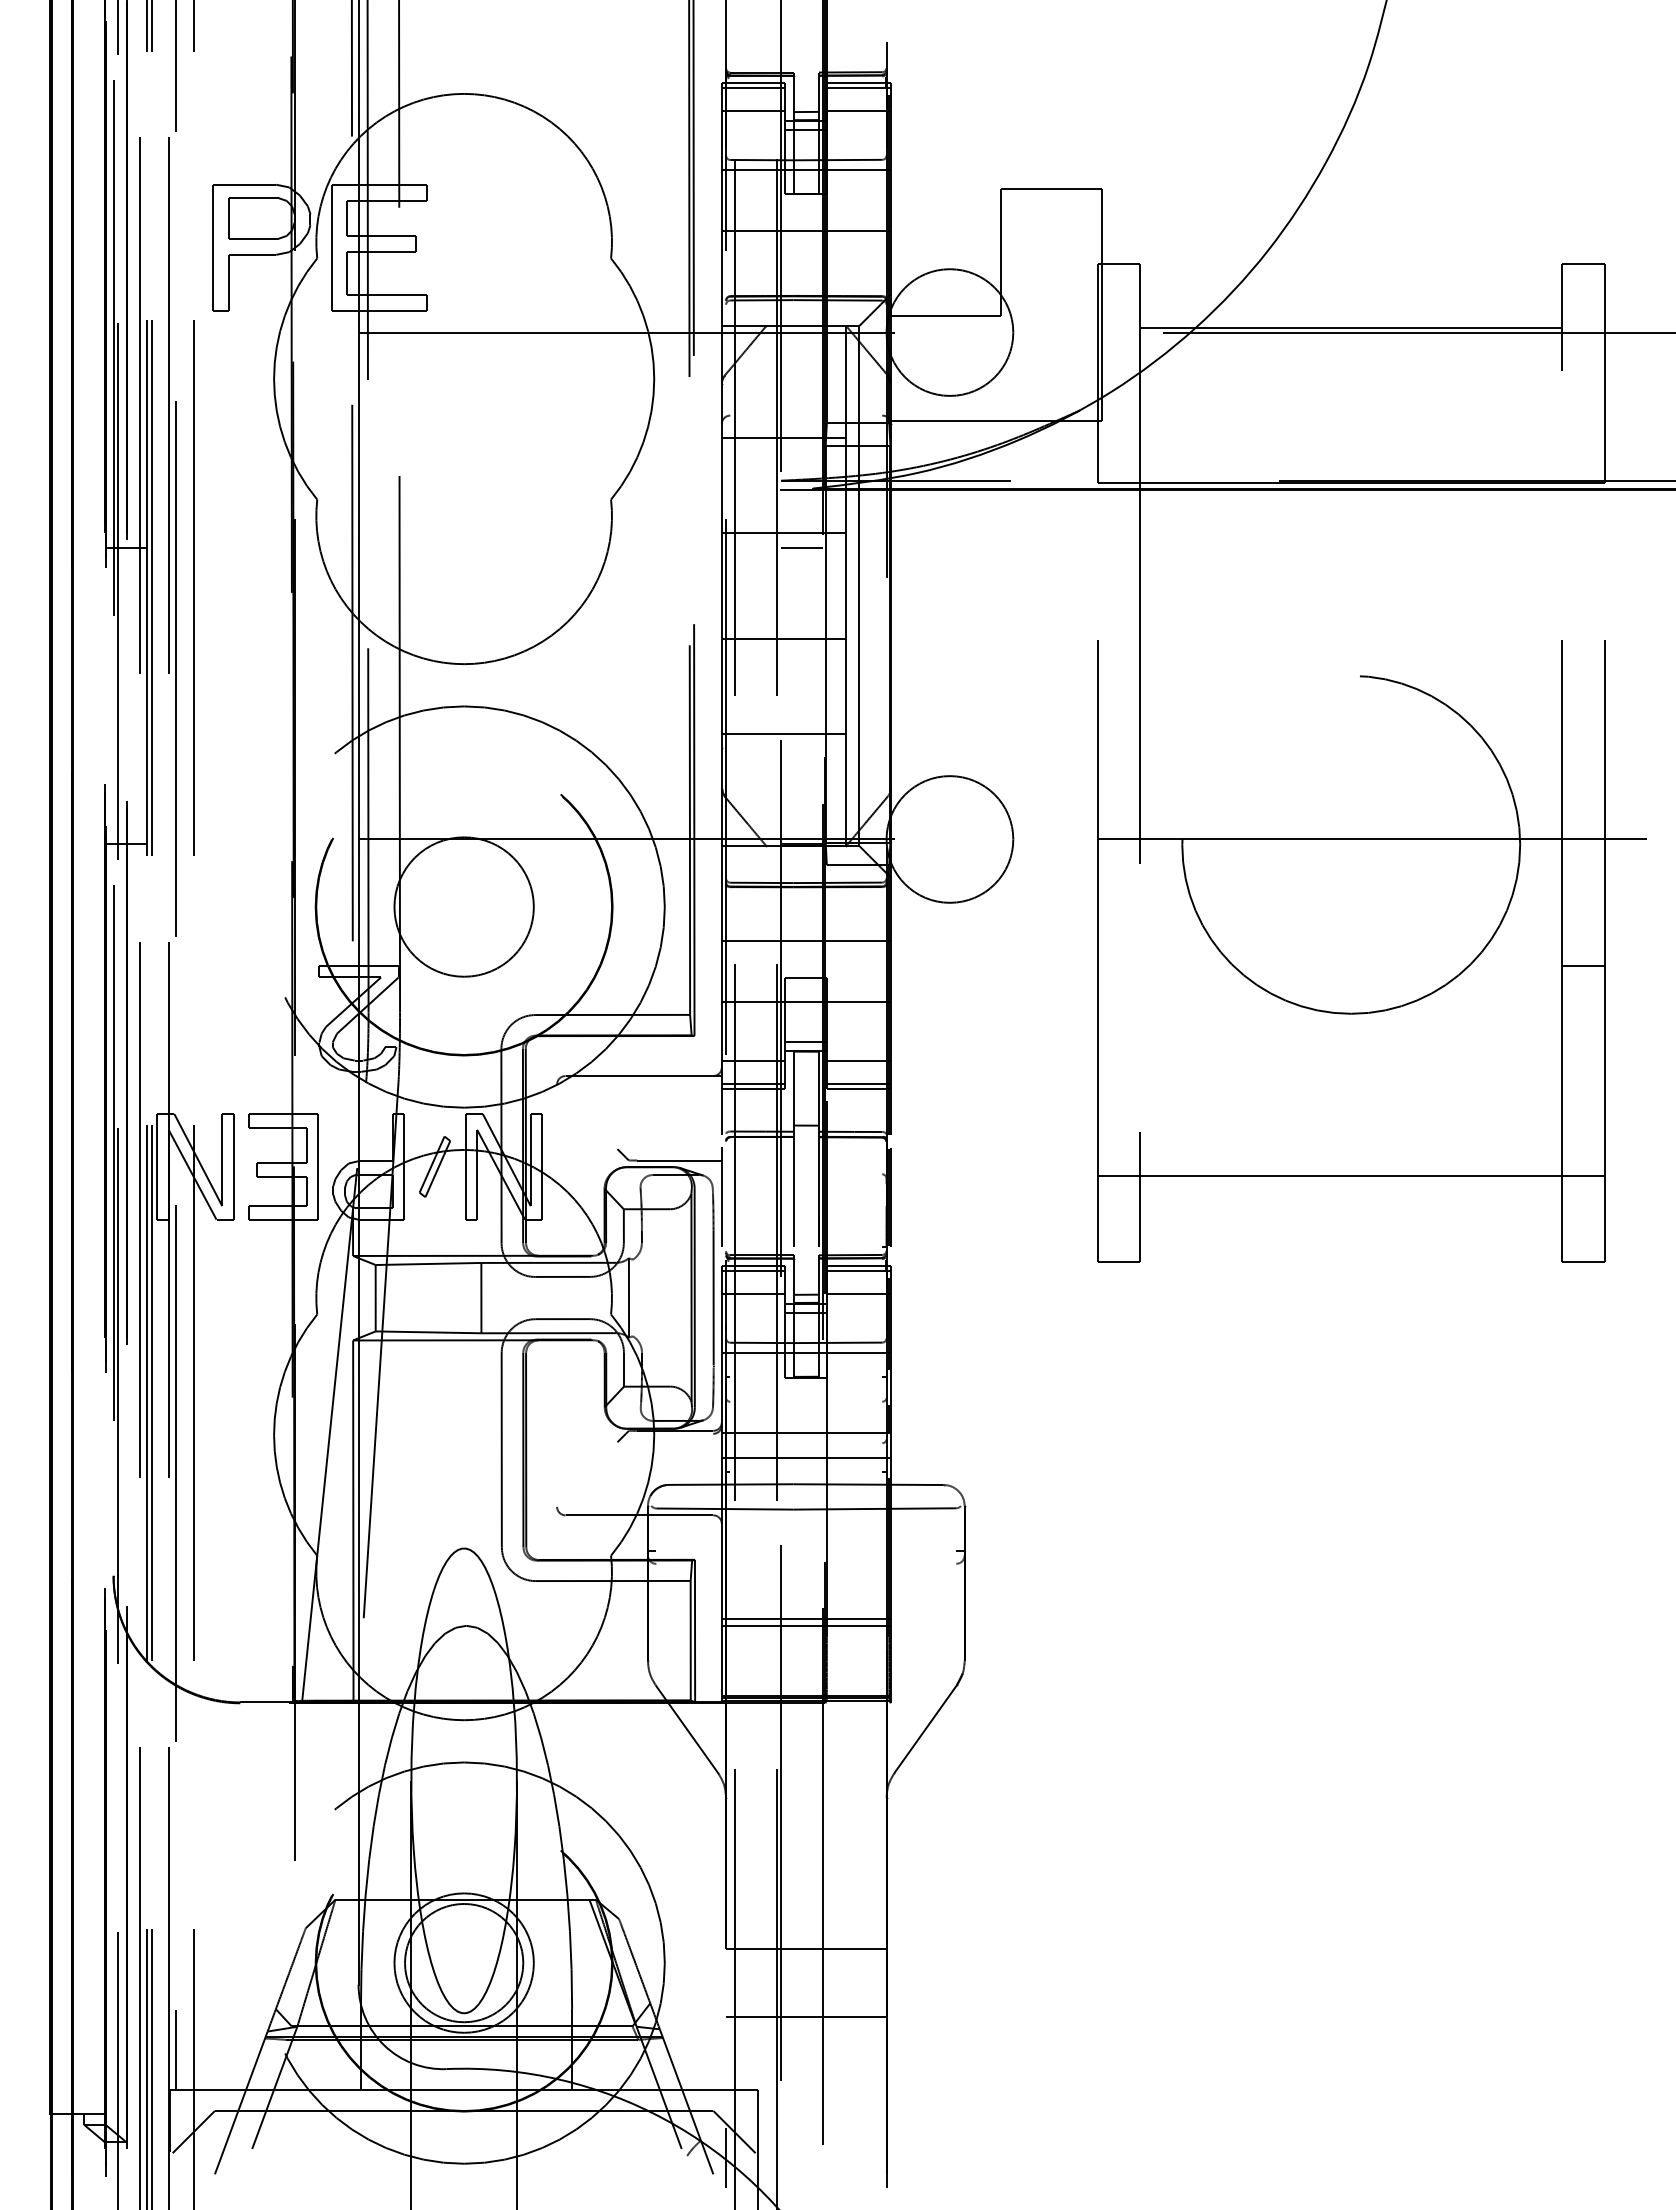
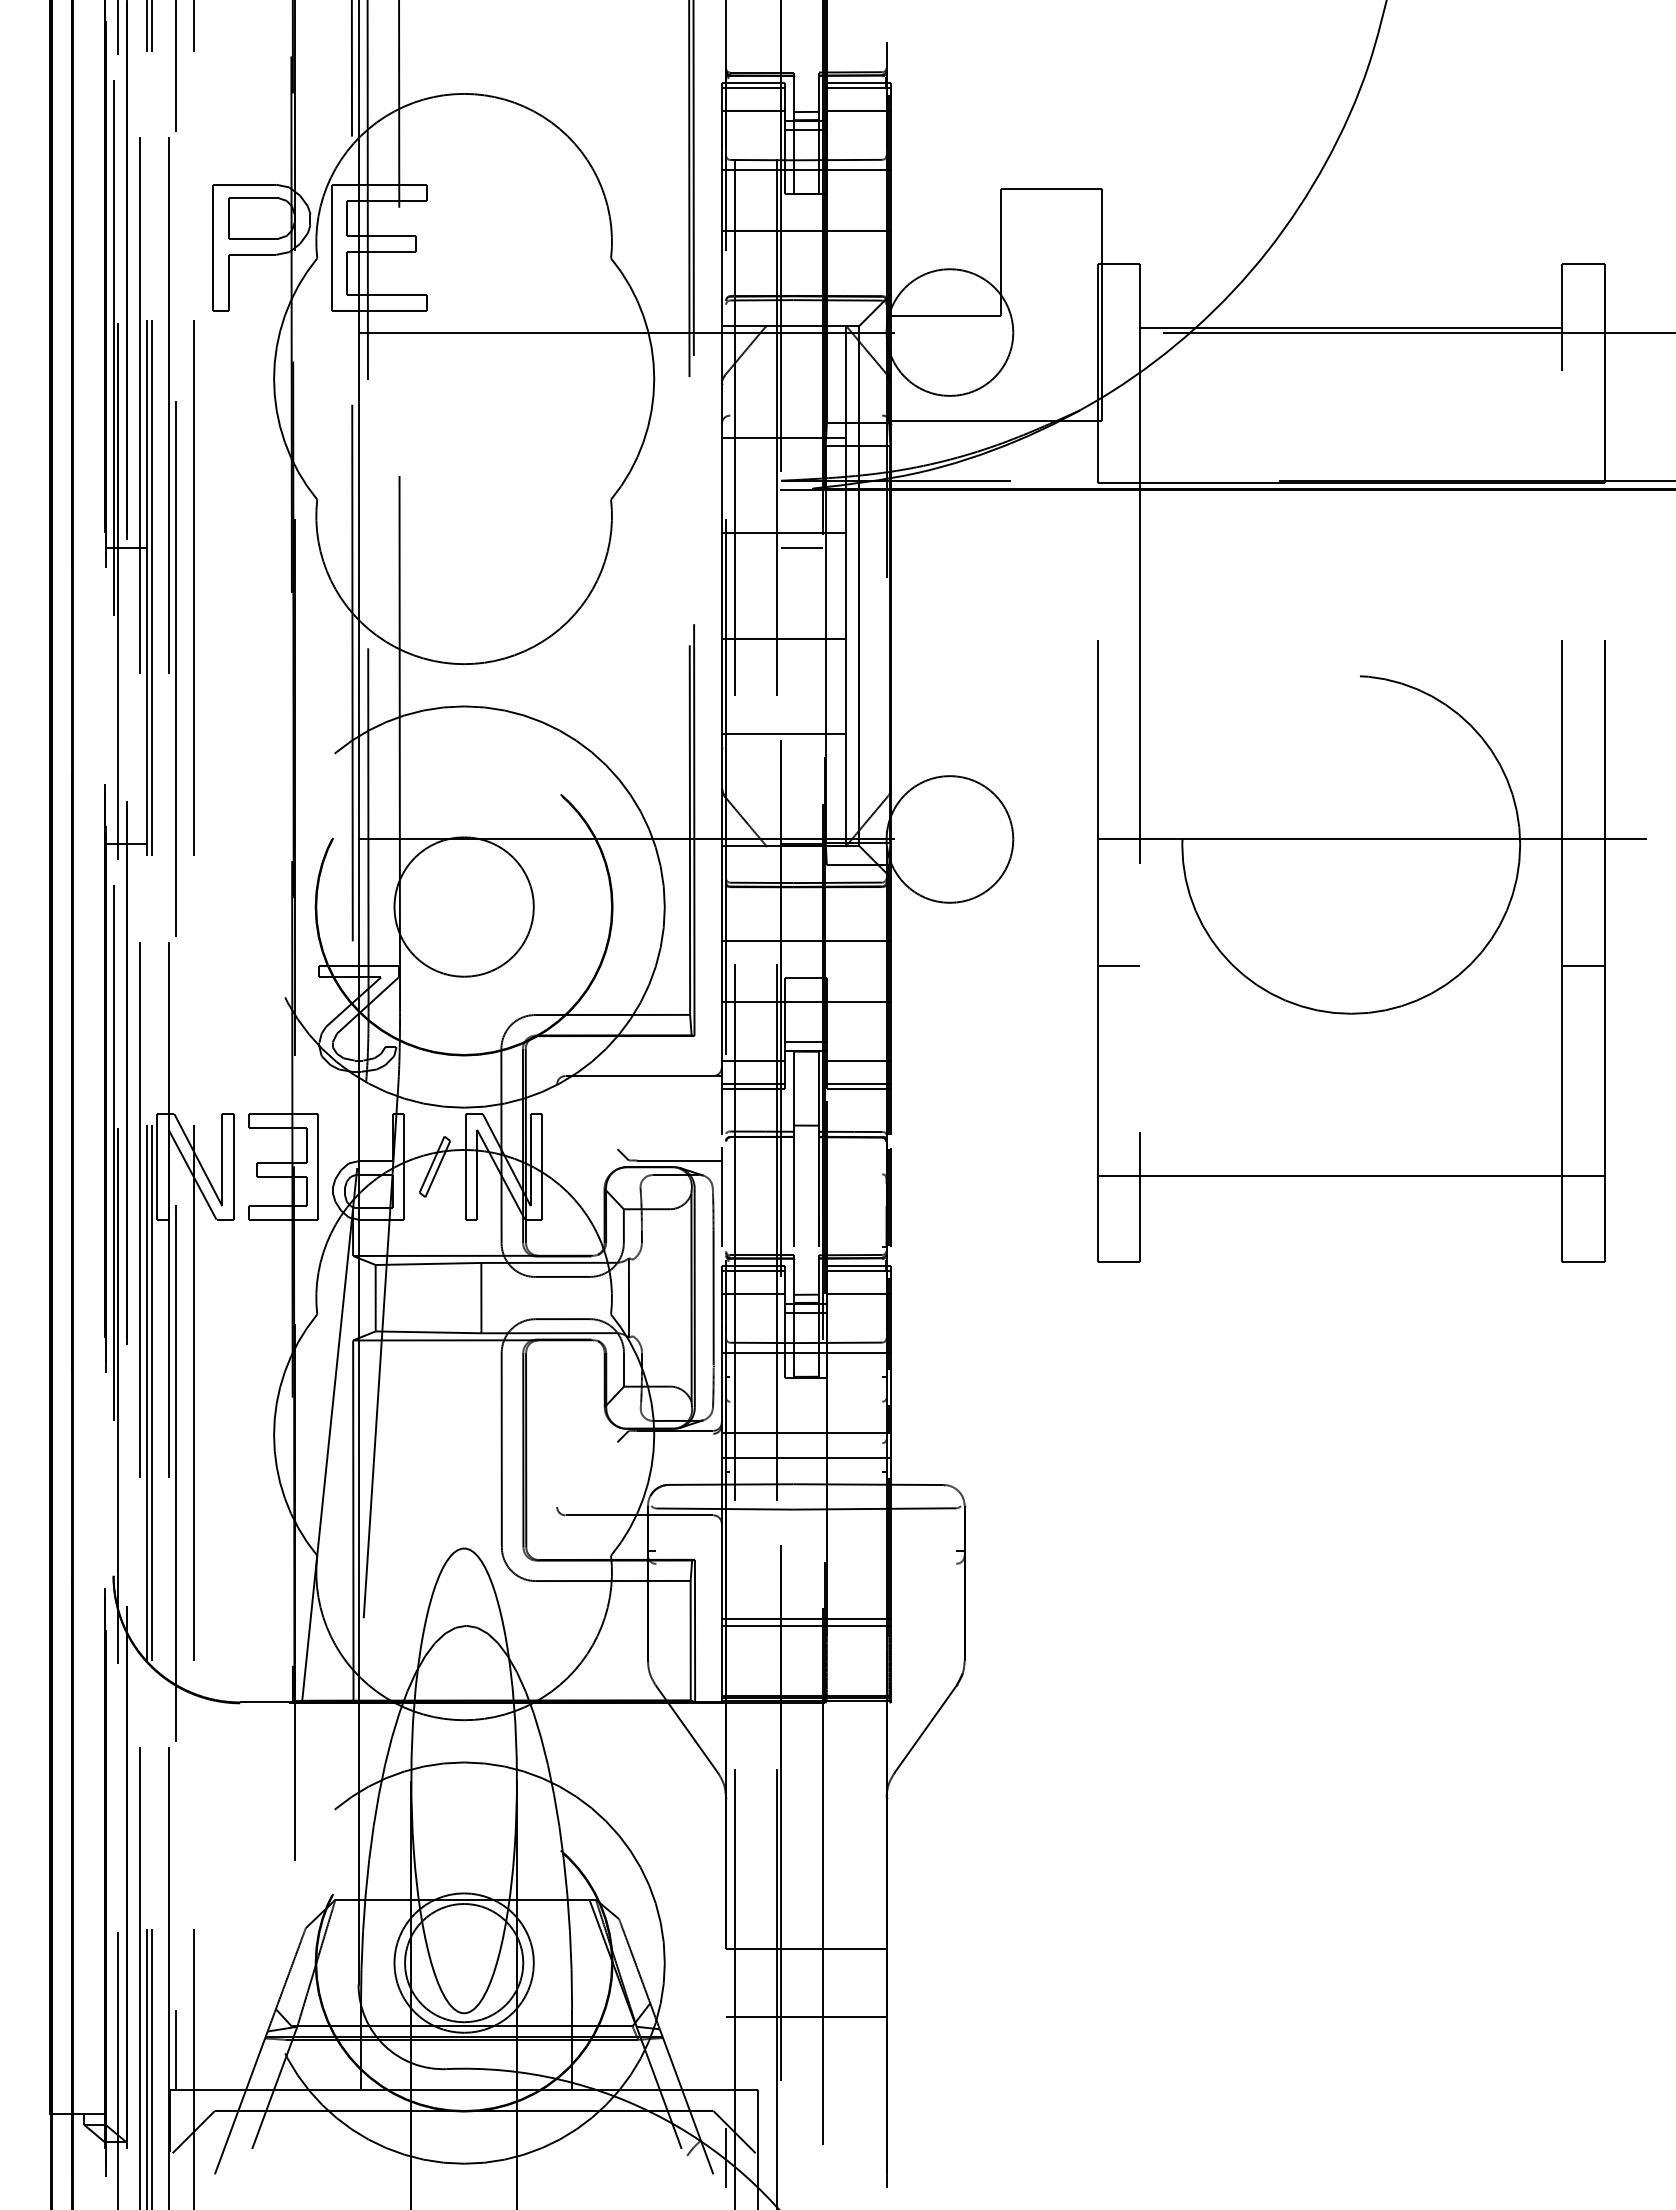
line: none -> present (1118, 966)
